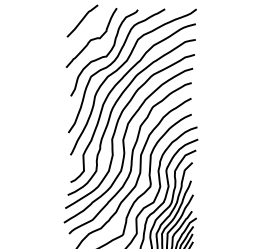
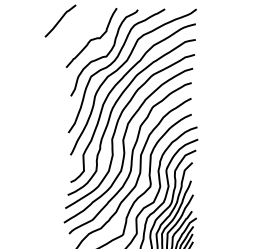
curve position: (82, 20) -> (60, 20) (60, 20)
